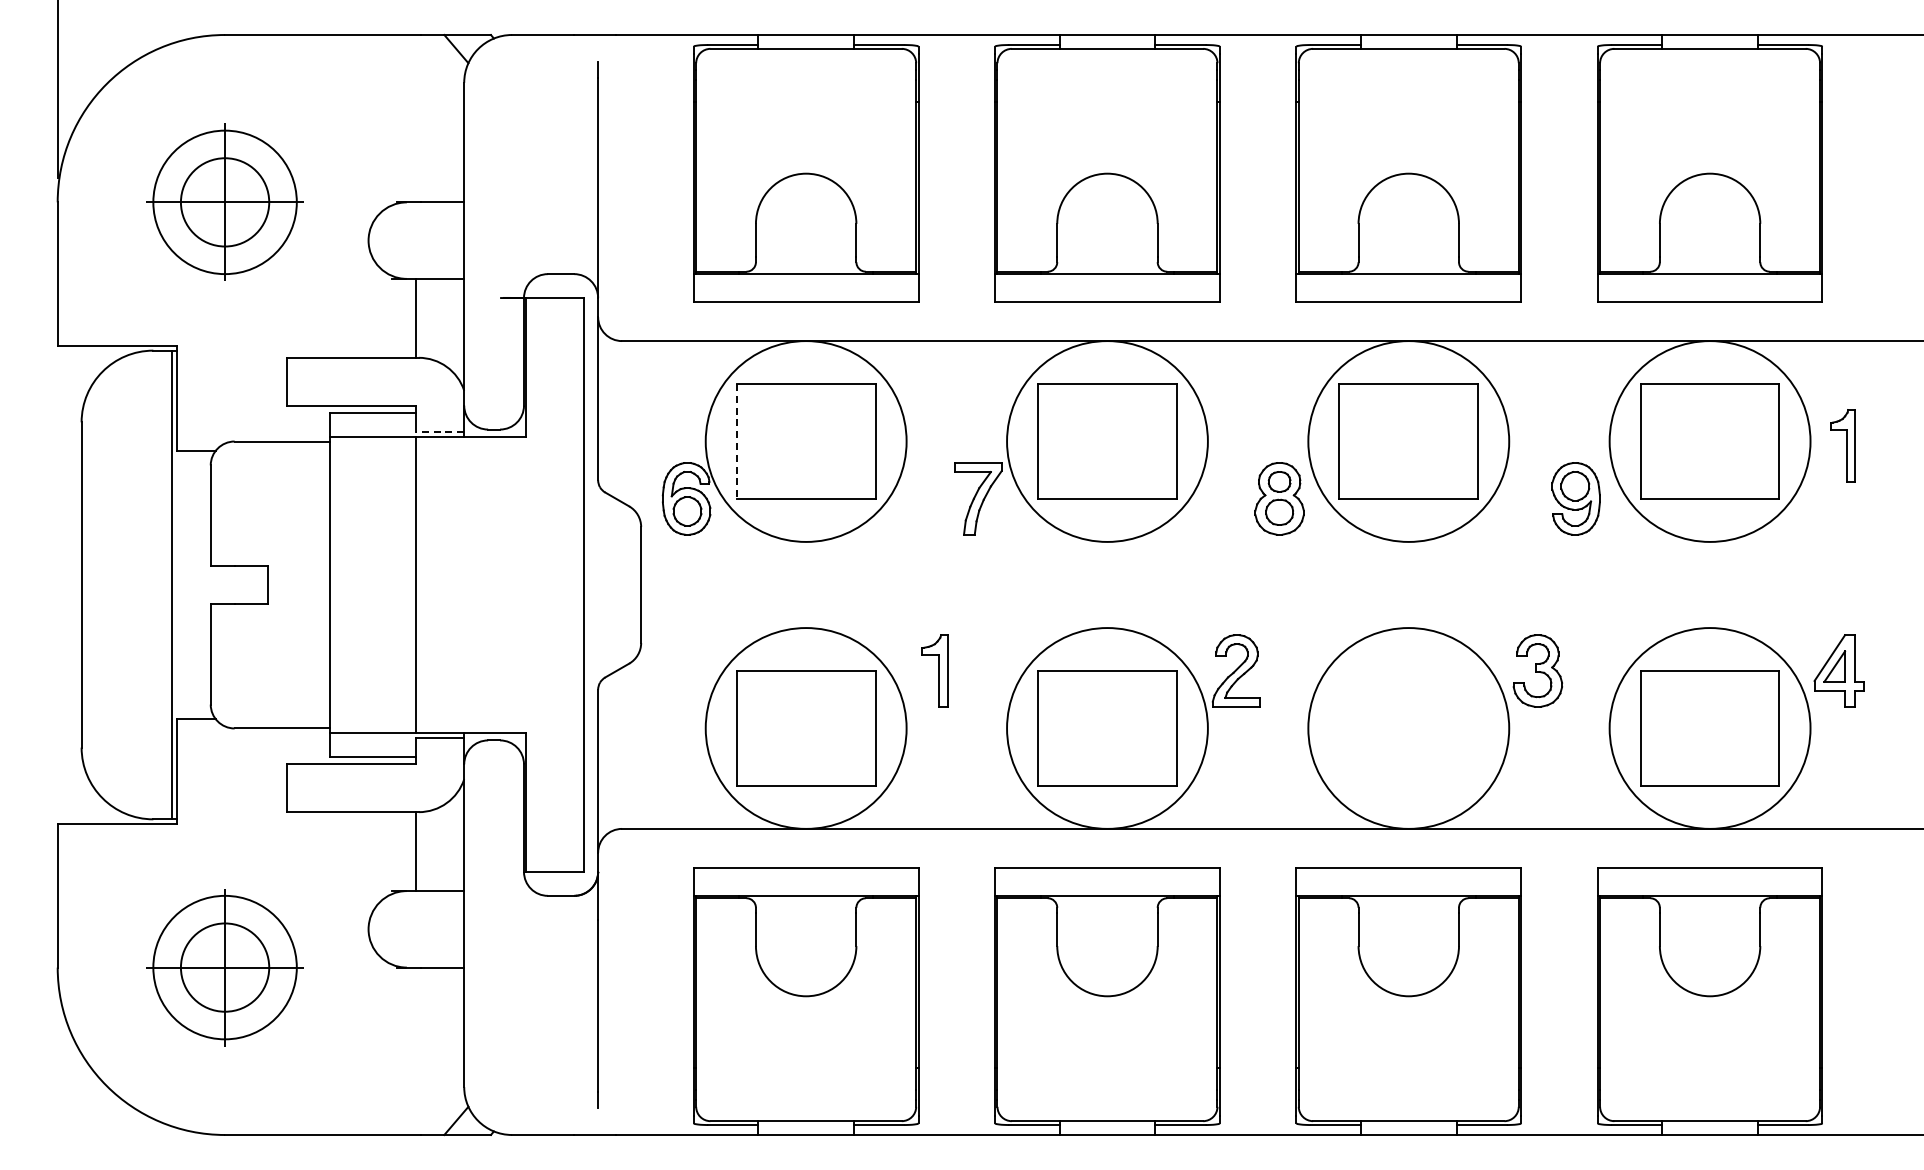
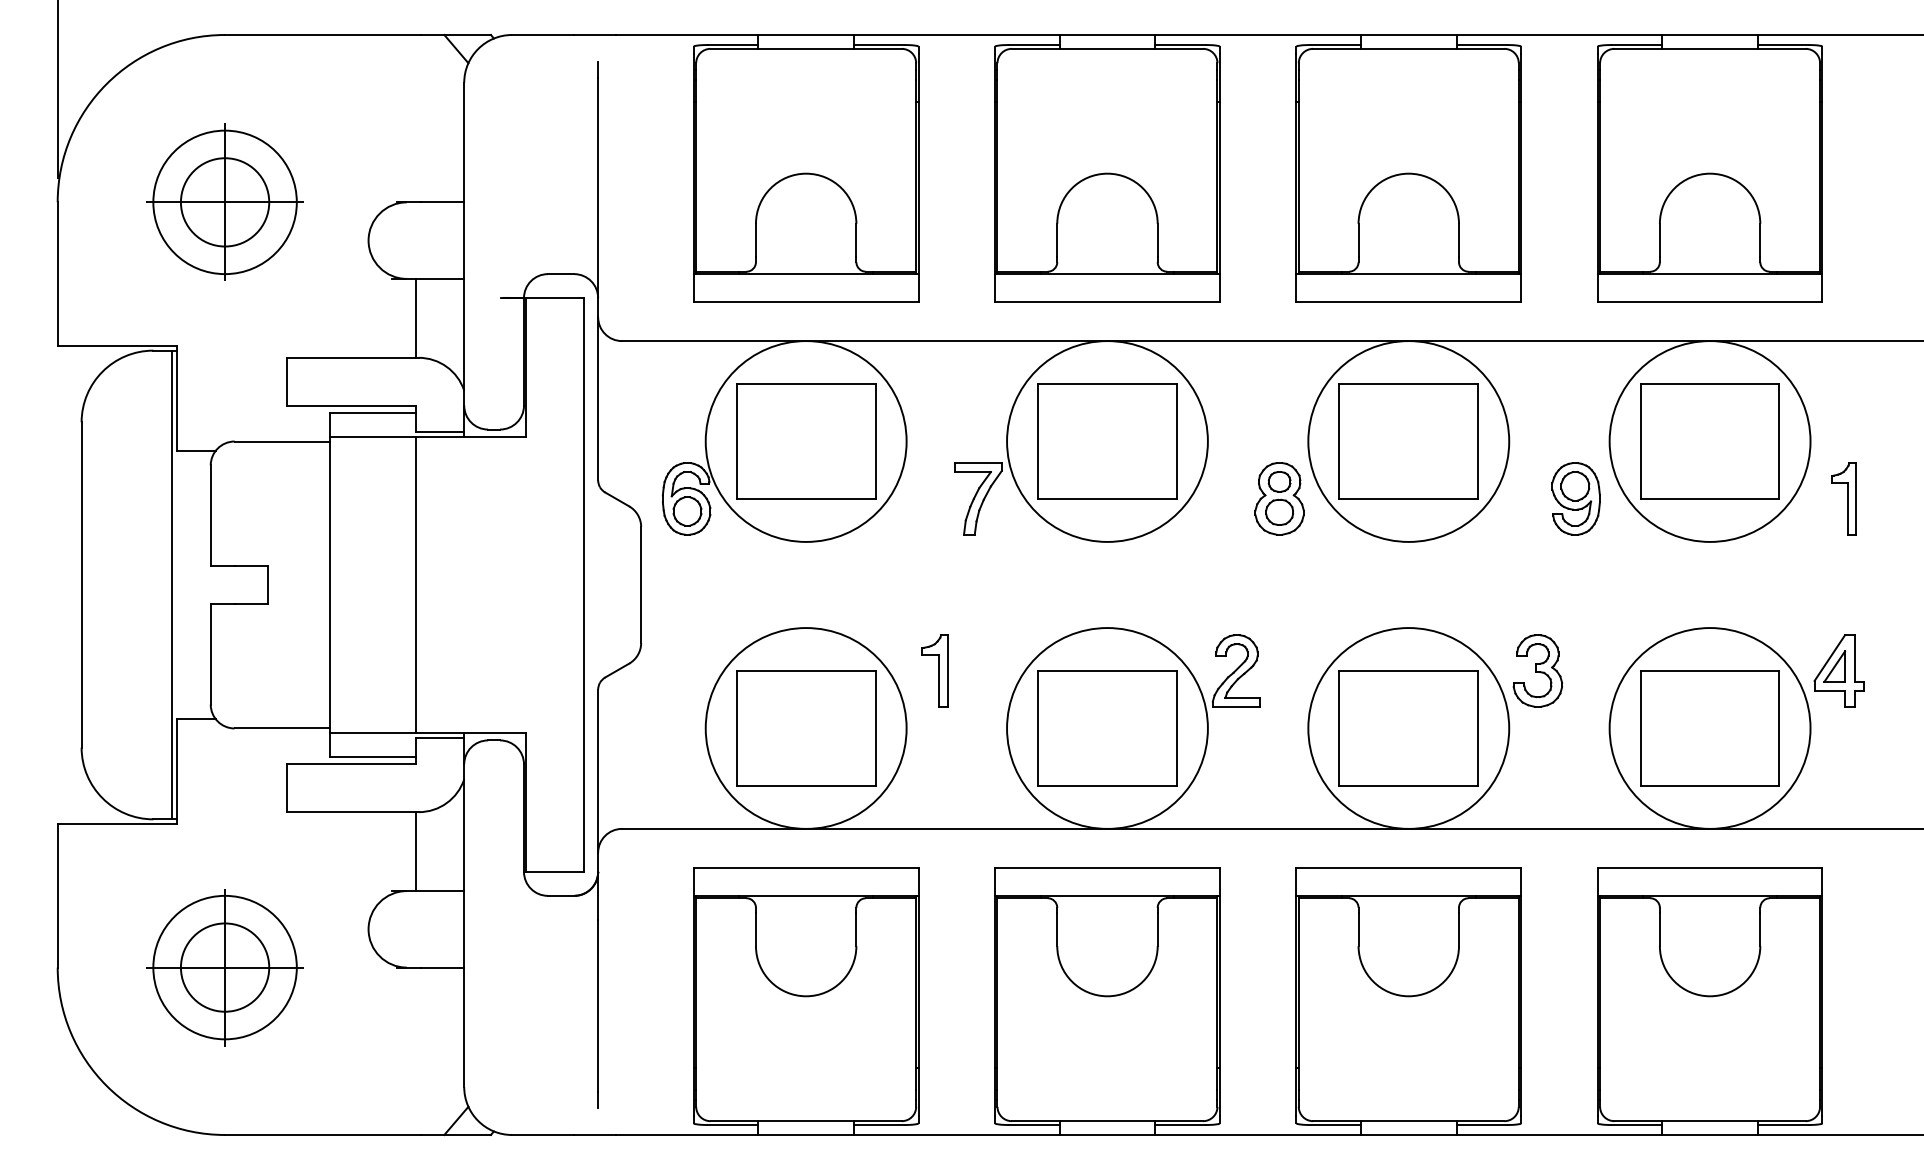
line: dashed -> solid (440, 431)
line: dashed -> solid (736, 442)
part position: (1842, 445) -> (1843, 498) (1843, 498)
part: none -> present (1408, 728)
